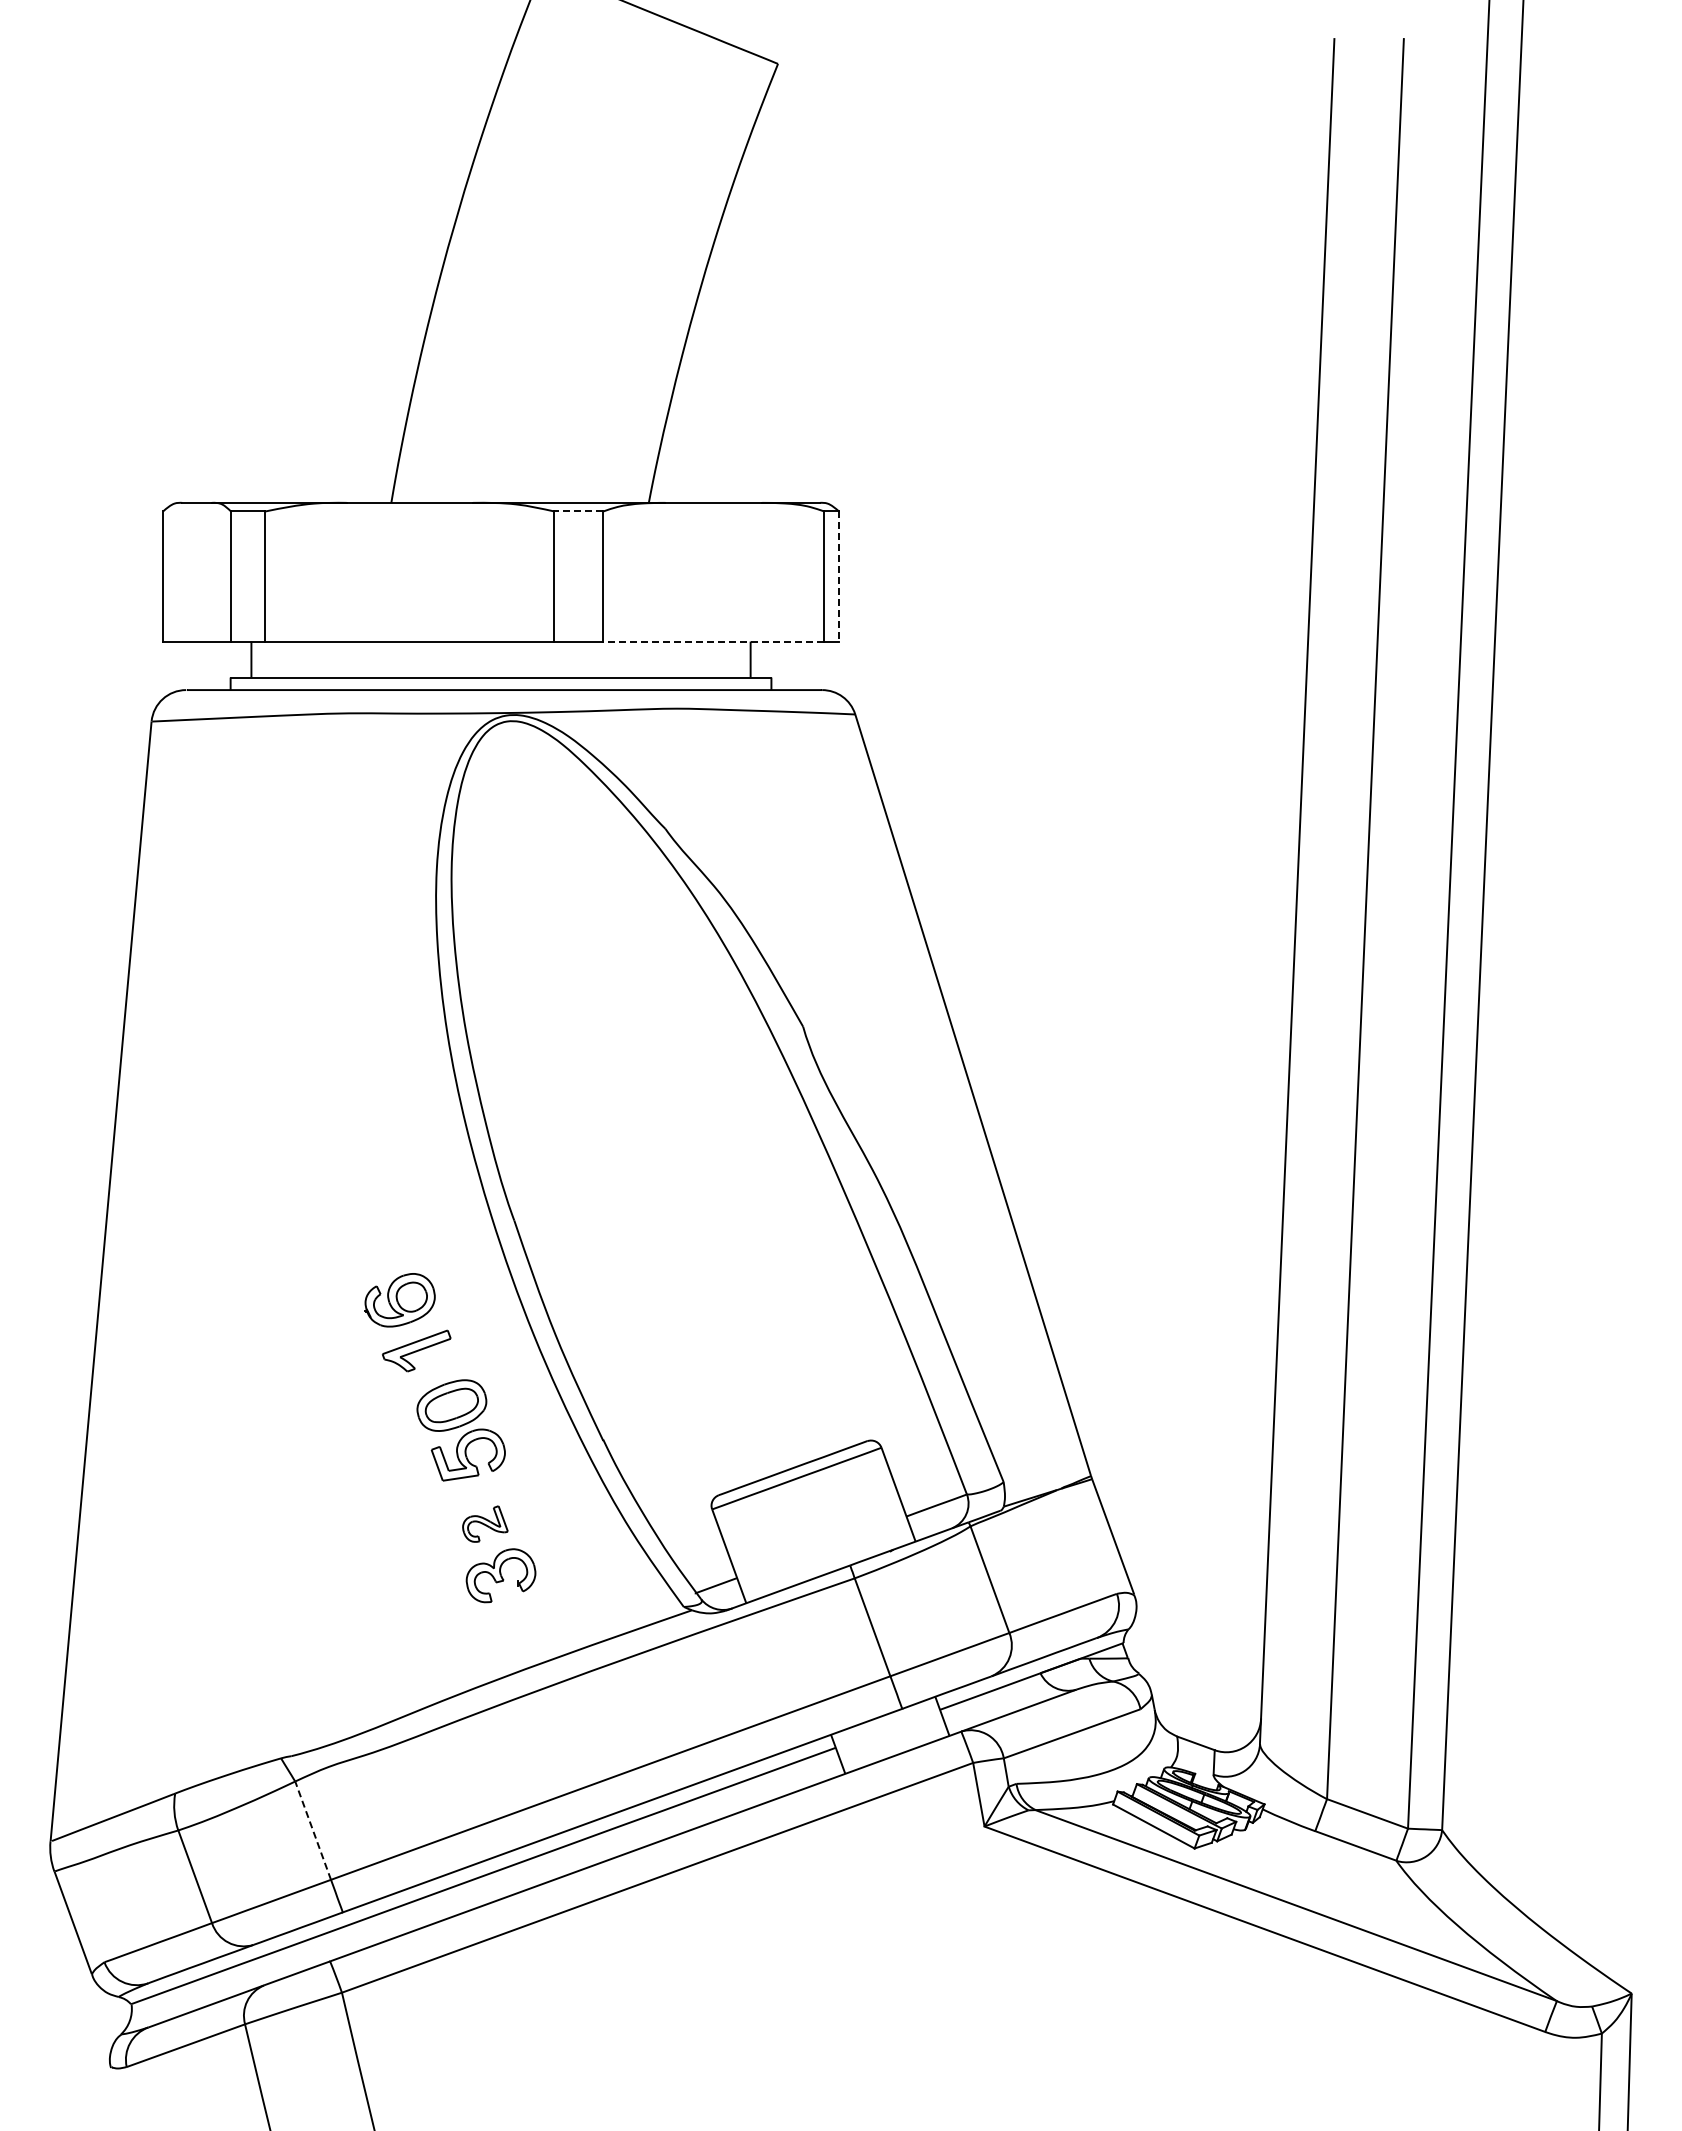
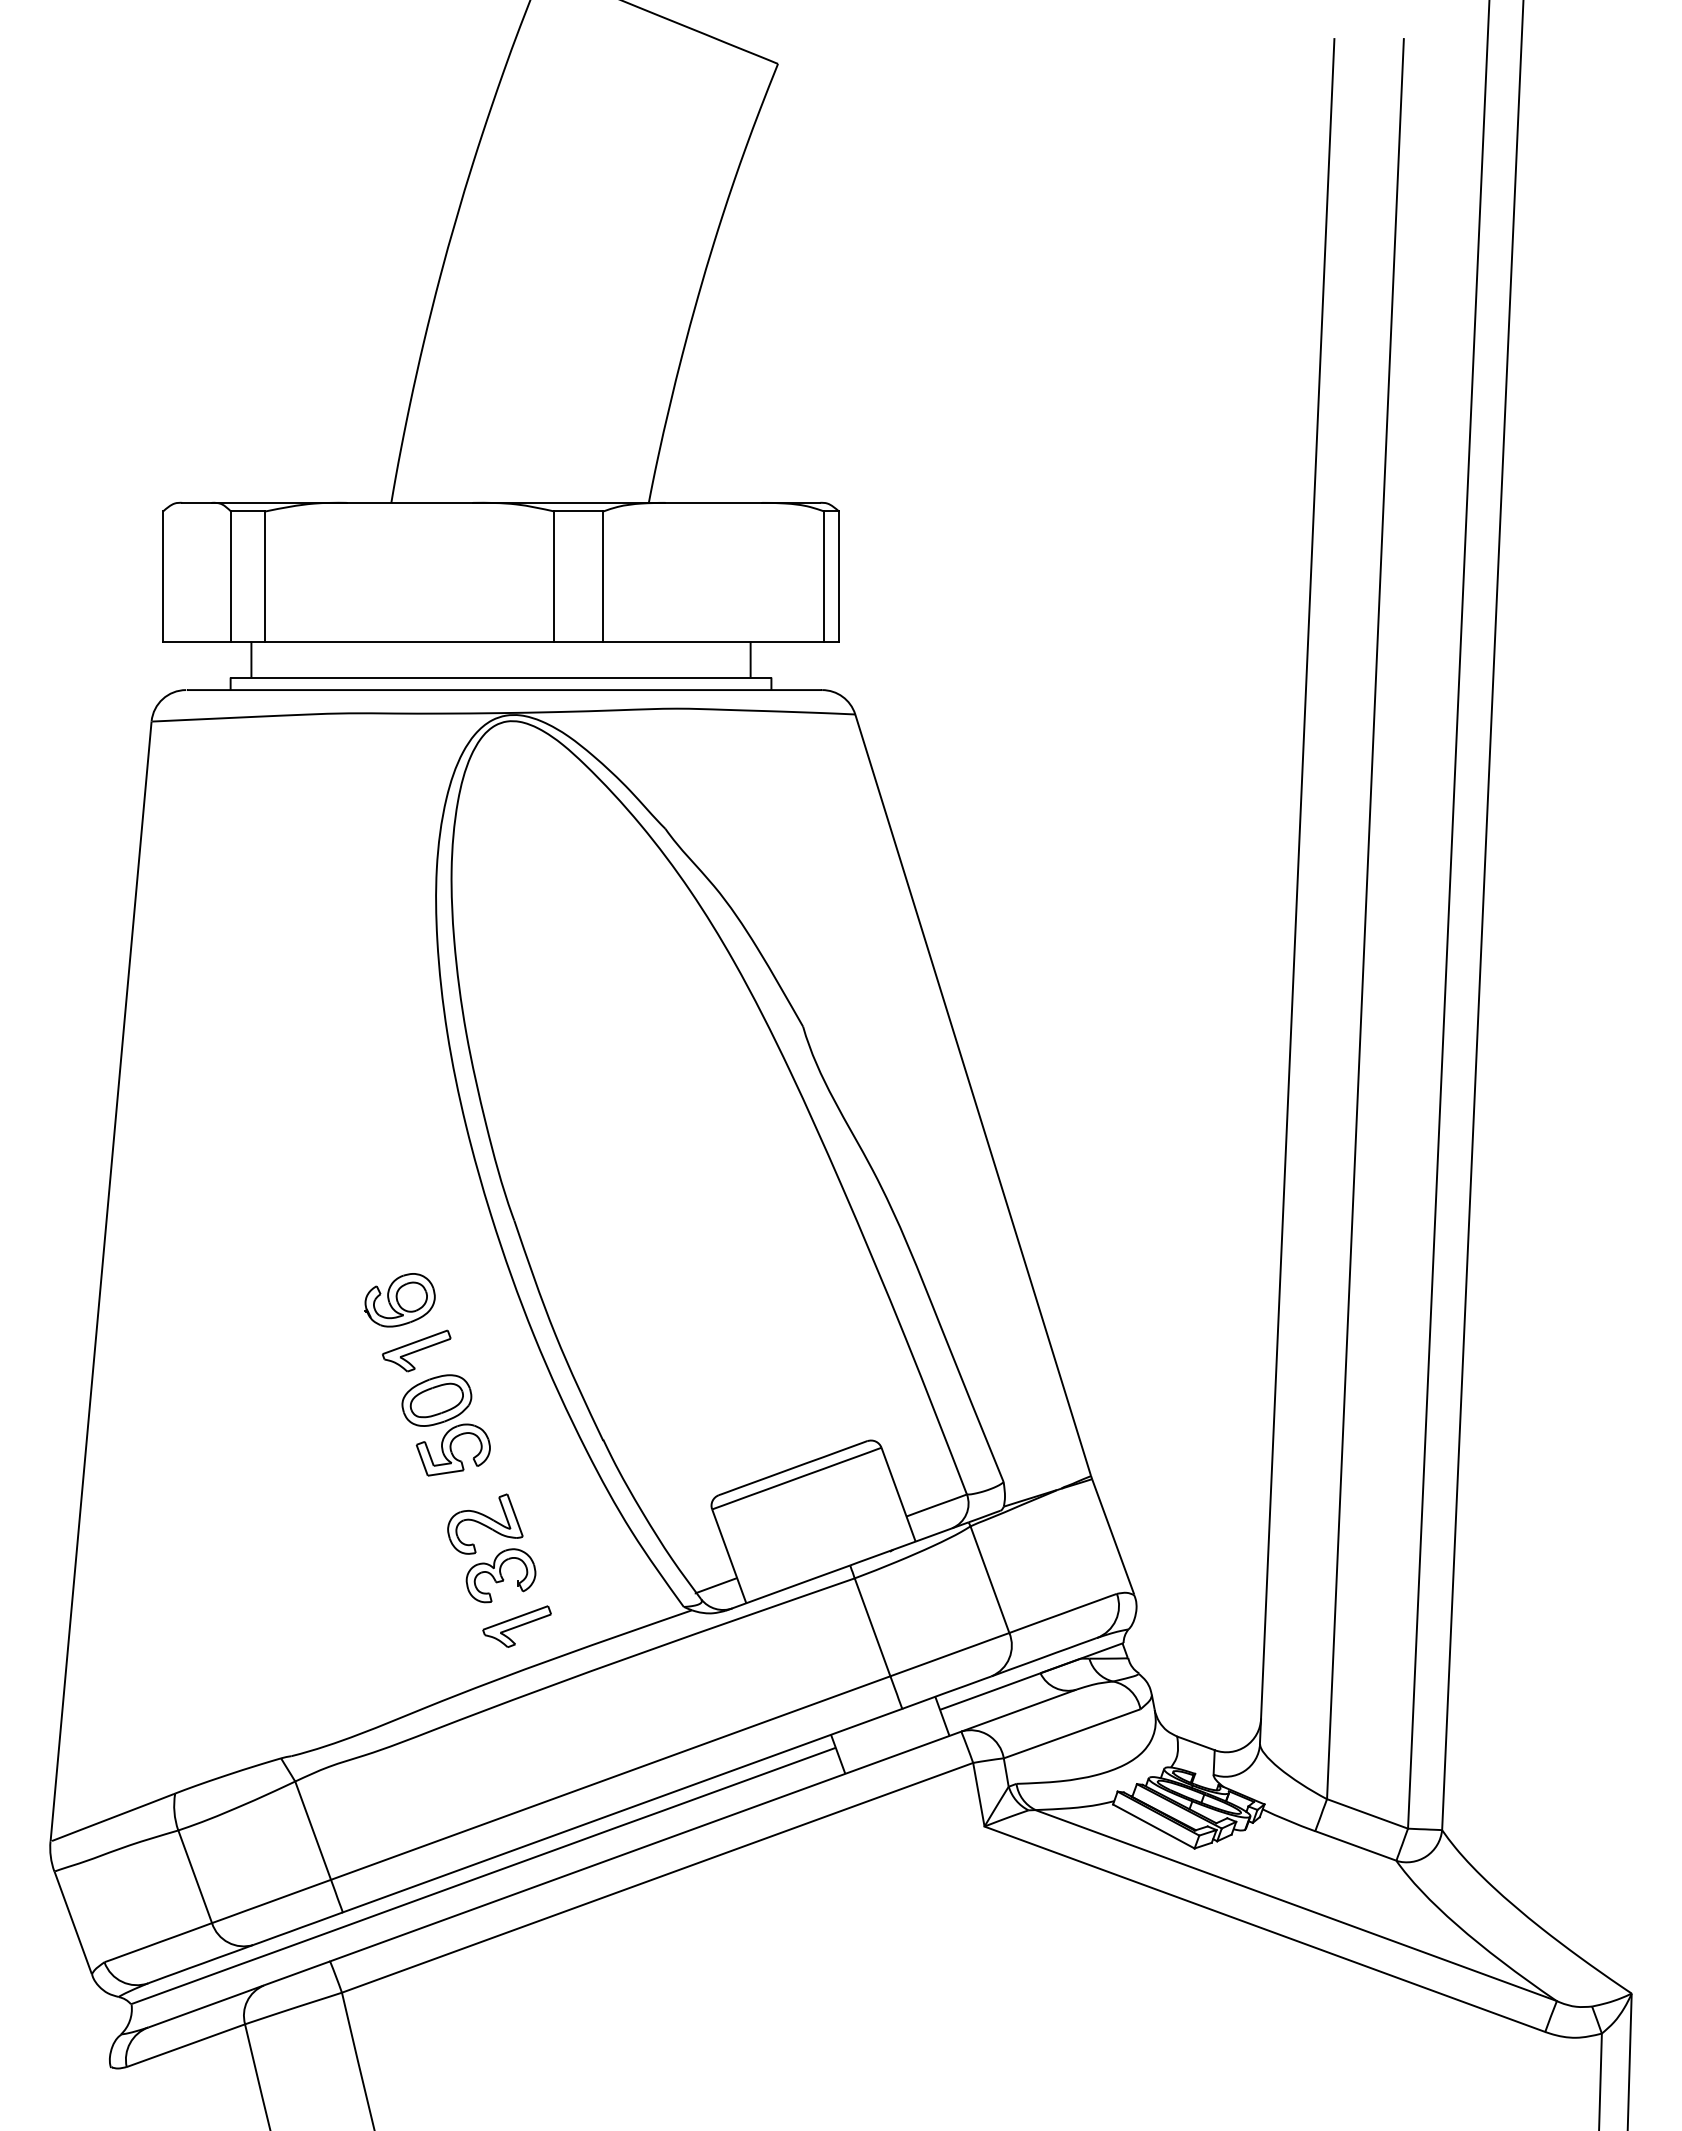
line: dashed -> solid (578, 511)
line: dashed -> solid (839, 577)
line: dashed -> solid (713, 641)
part position: (460, 1430) -> (445, 1425) (445, 1425)
part size: 47x38 px -> 77x62 px (485, 1523)
part: none -> present (516, 1626)
line: dashed -> solid (312, 1830)
